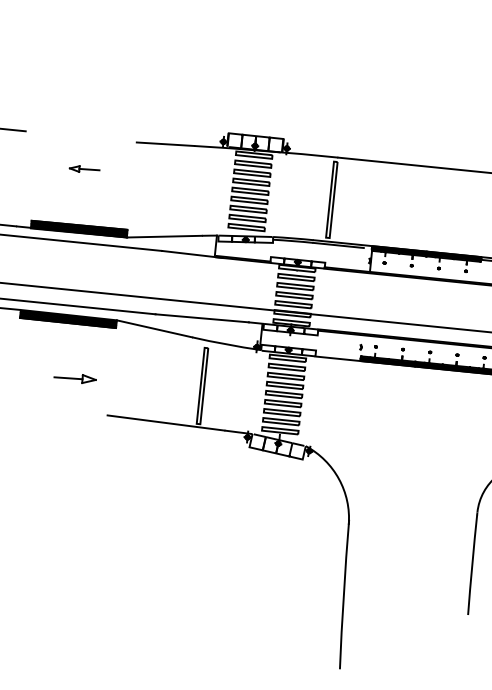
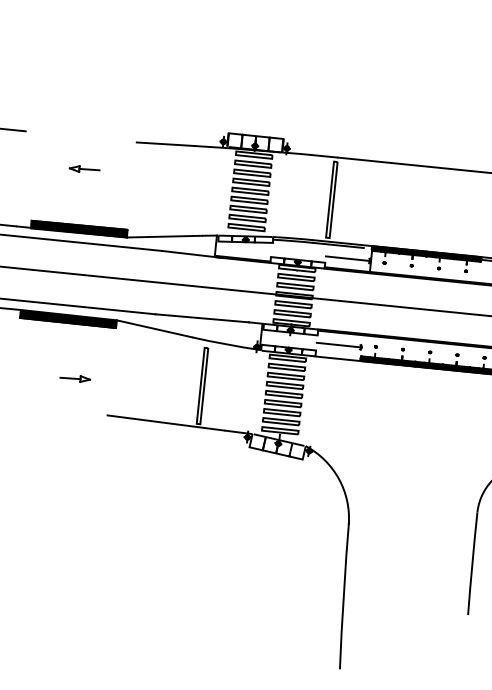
line: none -> present (347, 258)
line position: (245, 307) -> (245, 290) (245, 290)
line: none -> present (338, 344)
part size: 44x10 px -> 33x8 px (75, 378)
